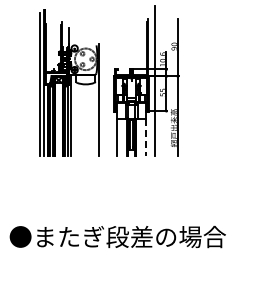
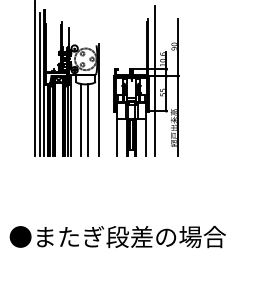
line: none -> present (34, 78)
line: none -> present (80, 119)
line: none -> present (87, 119)
line: dashed -> solid (145, 137)
